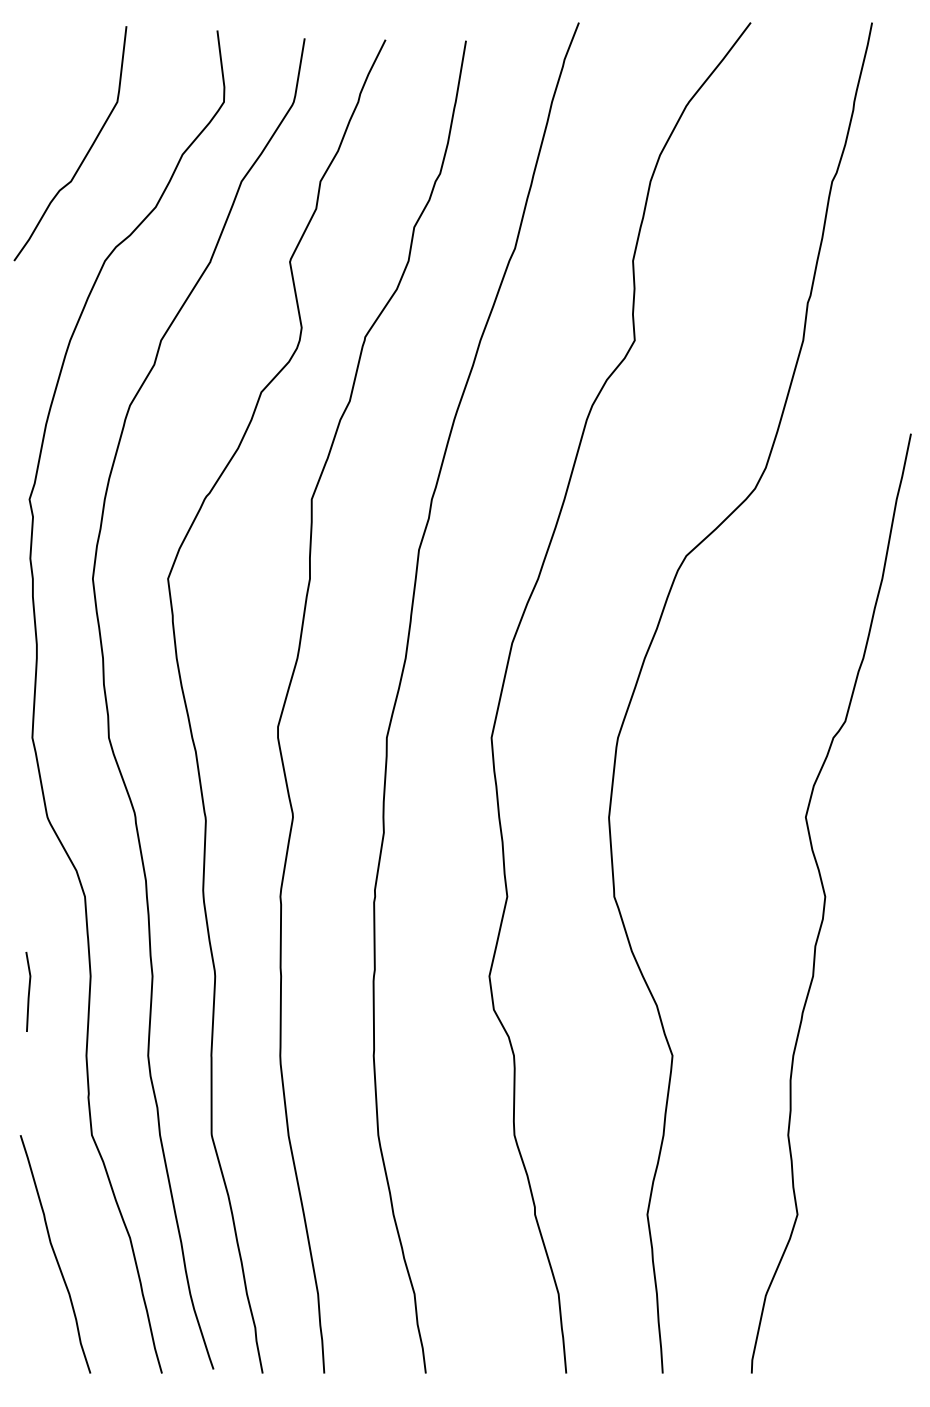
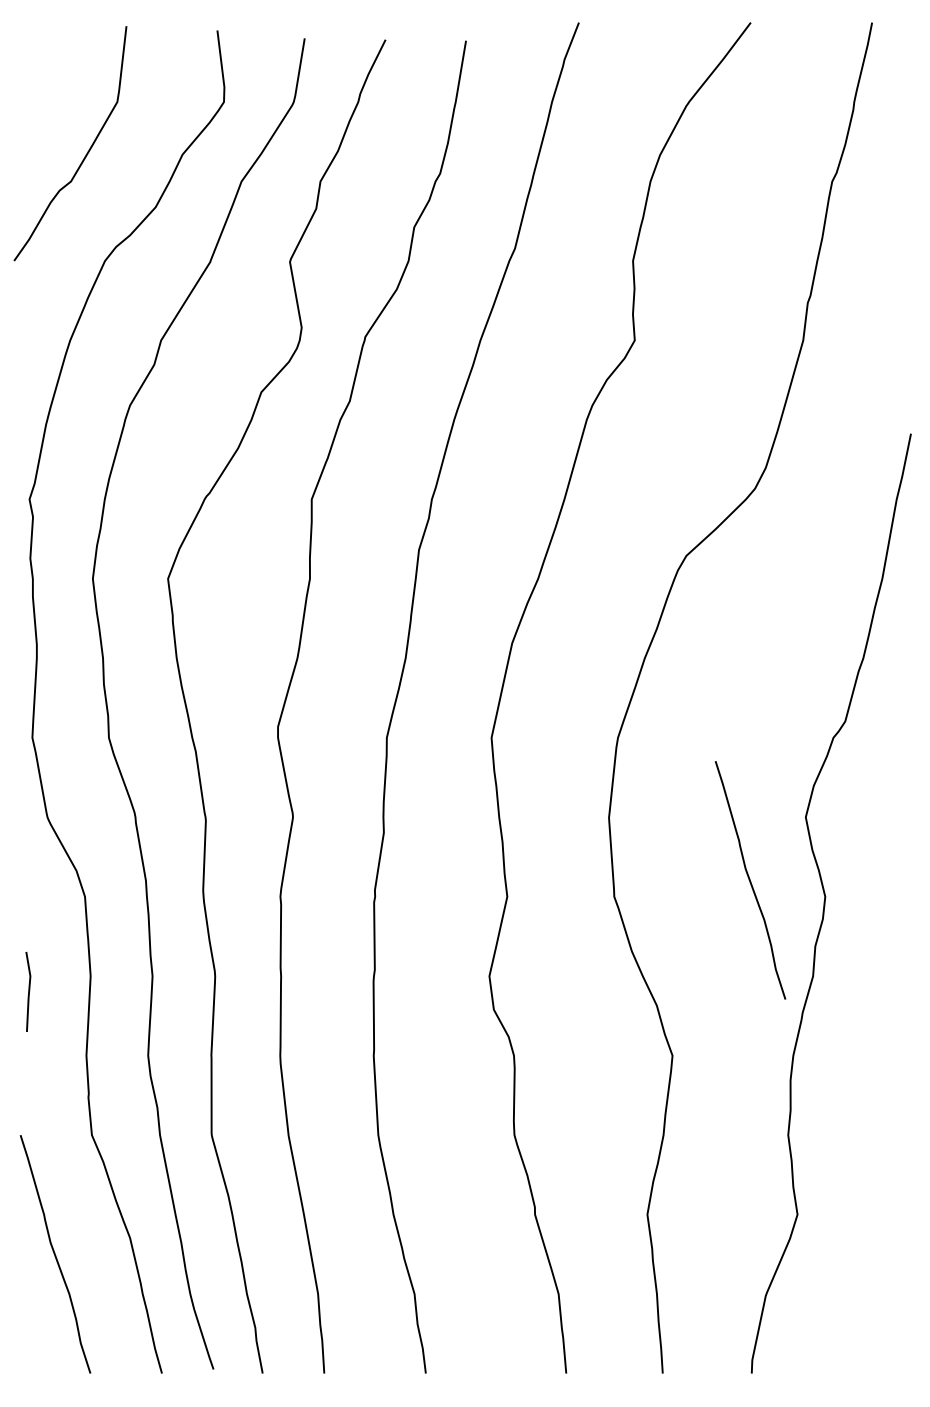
curve: none -> present (750, 880)
